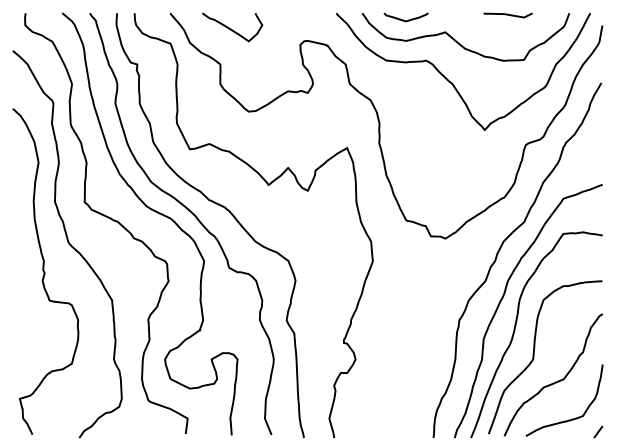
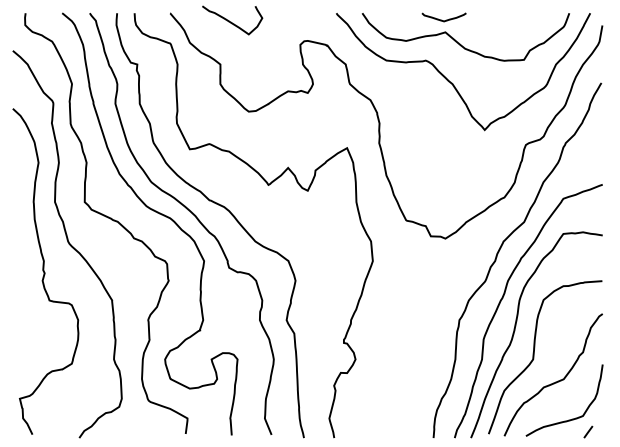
curve: present -> none (507, 15)
curve position: (403, 19) -> (441, 19) (441, 19)
curve position: (231, 28) -> (231, 21) (231, 21)
line position: (598, 431) -> (588, 431) (588, 431)
